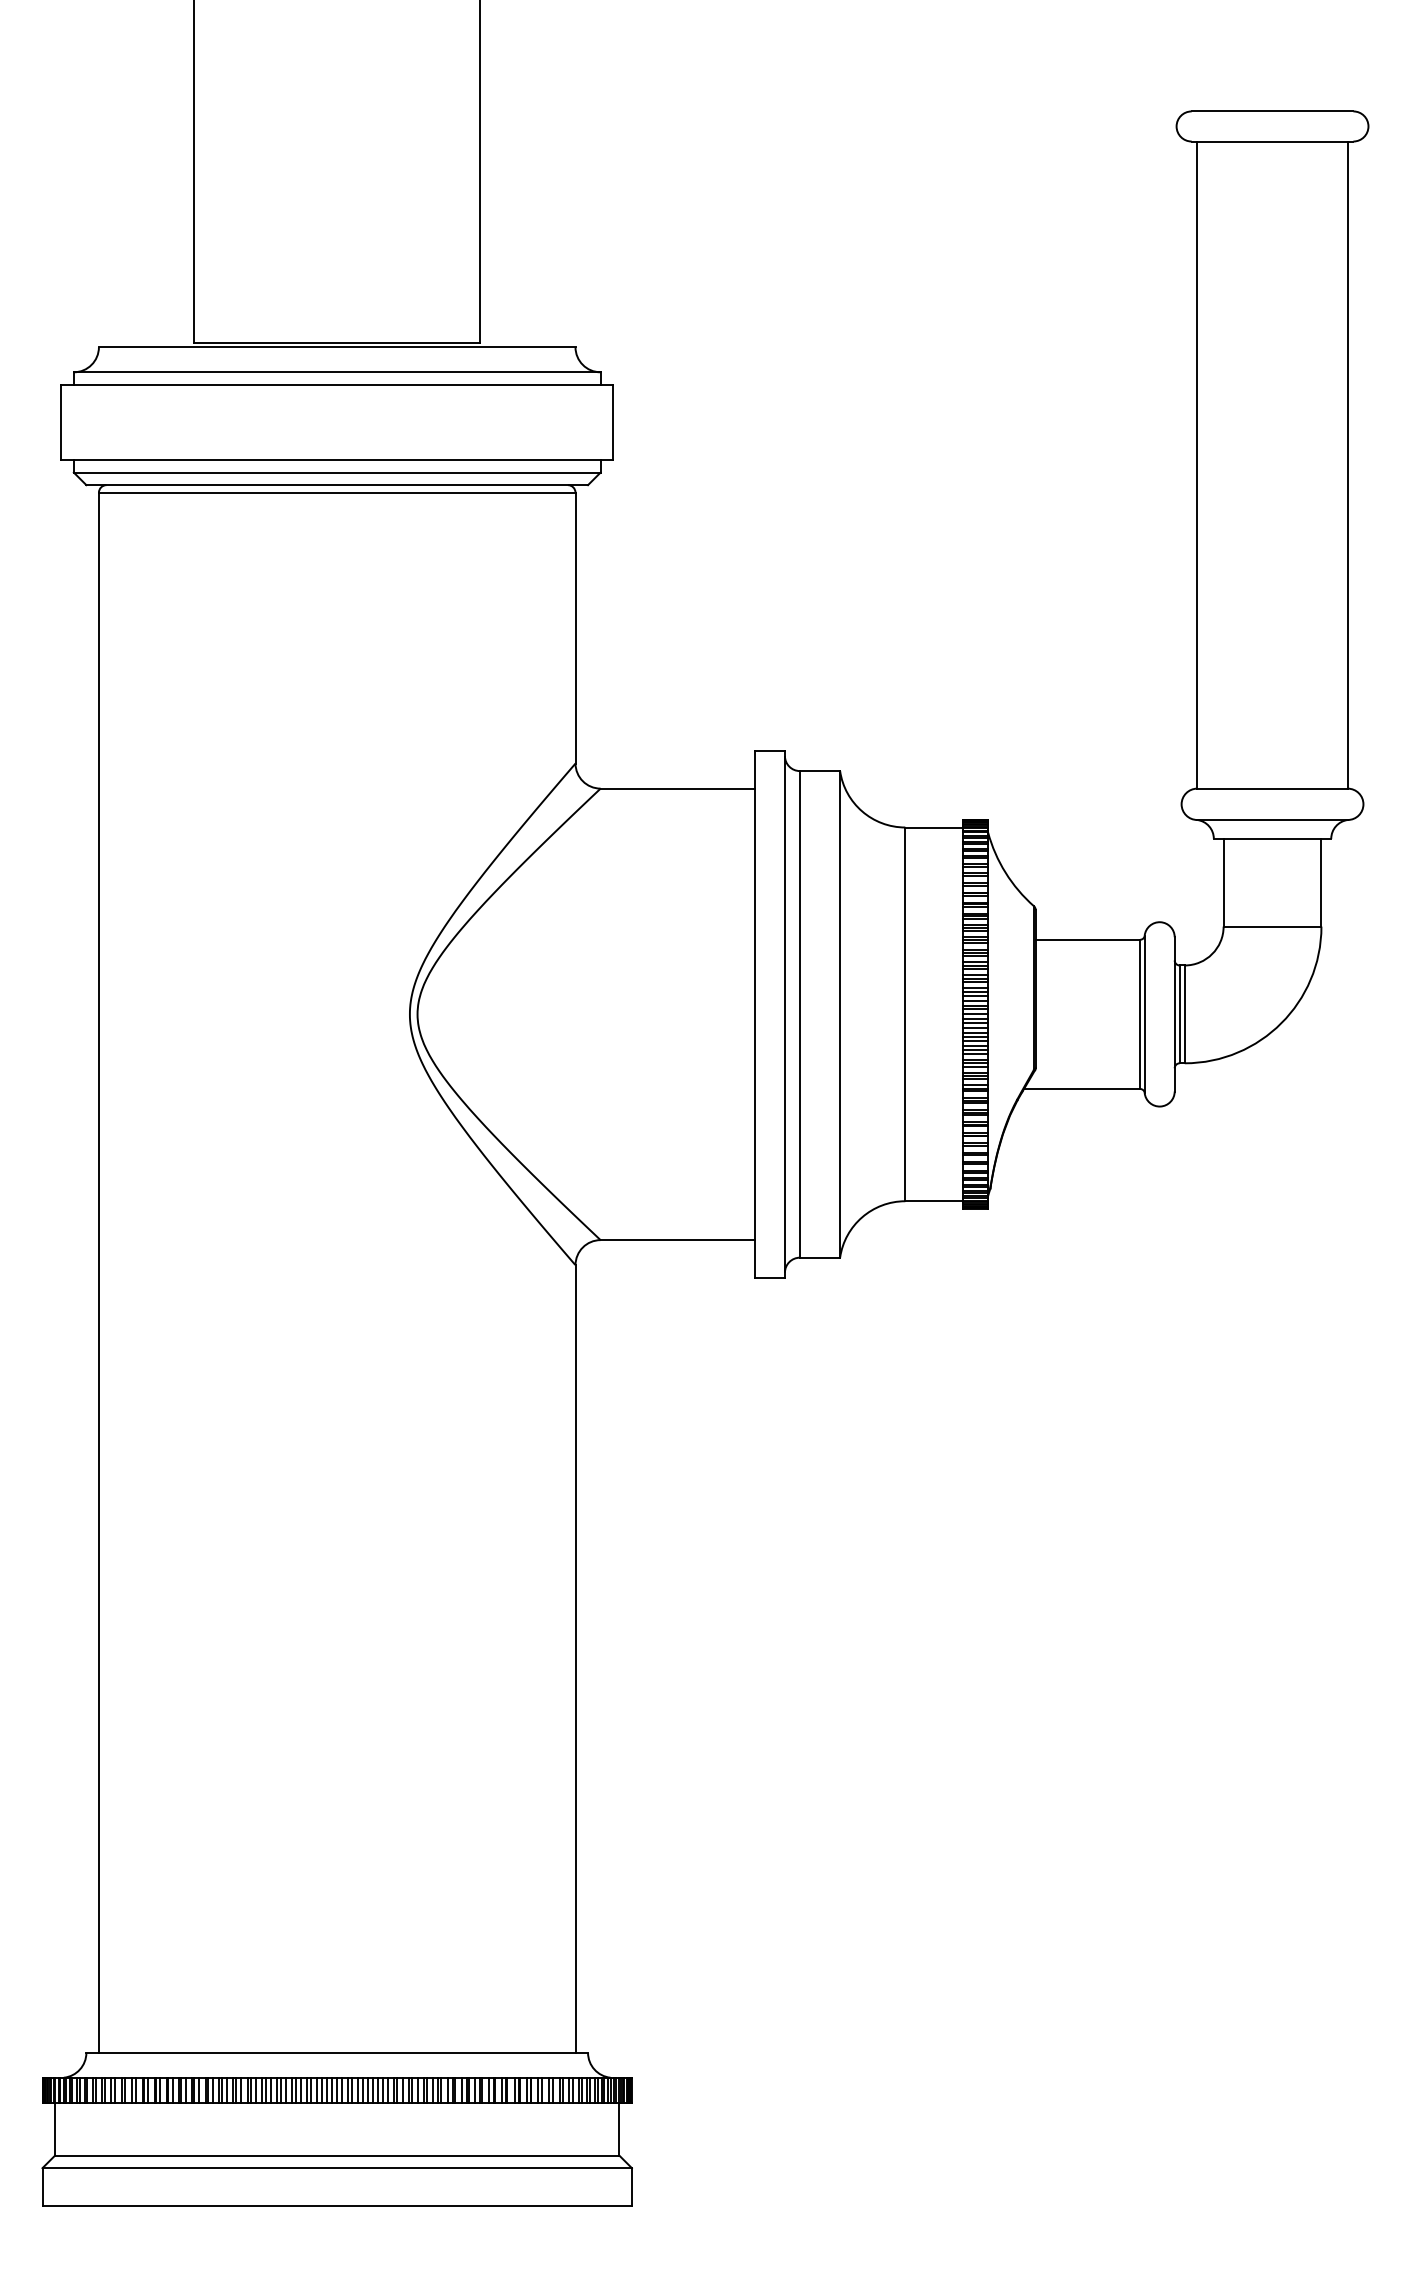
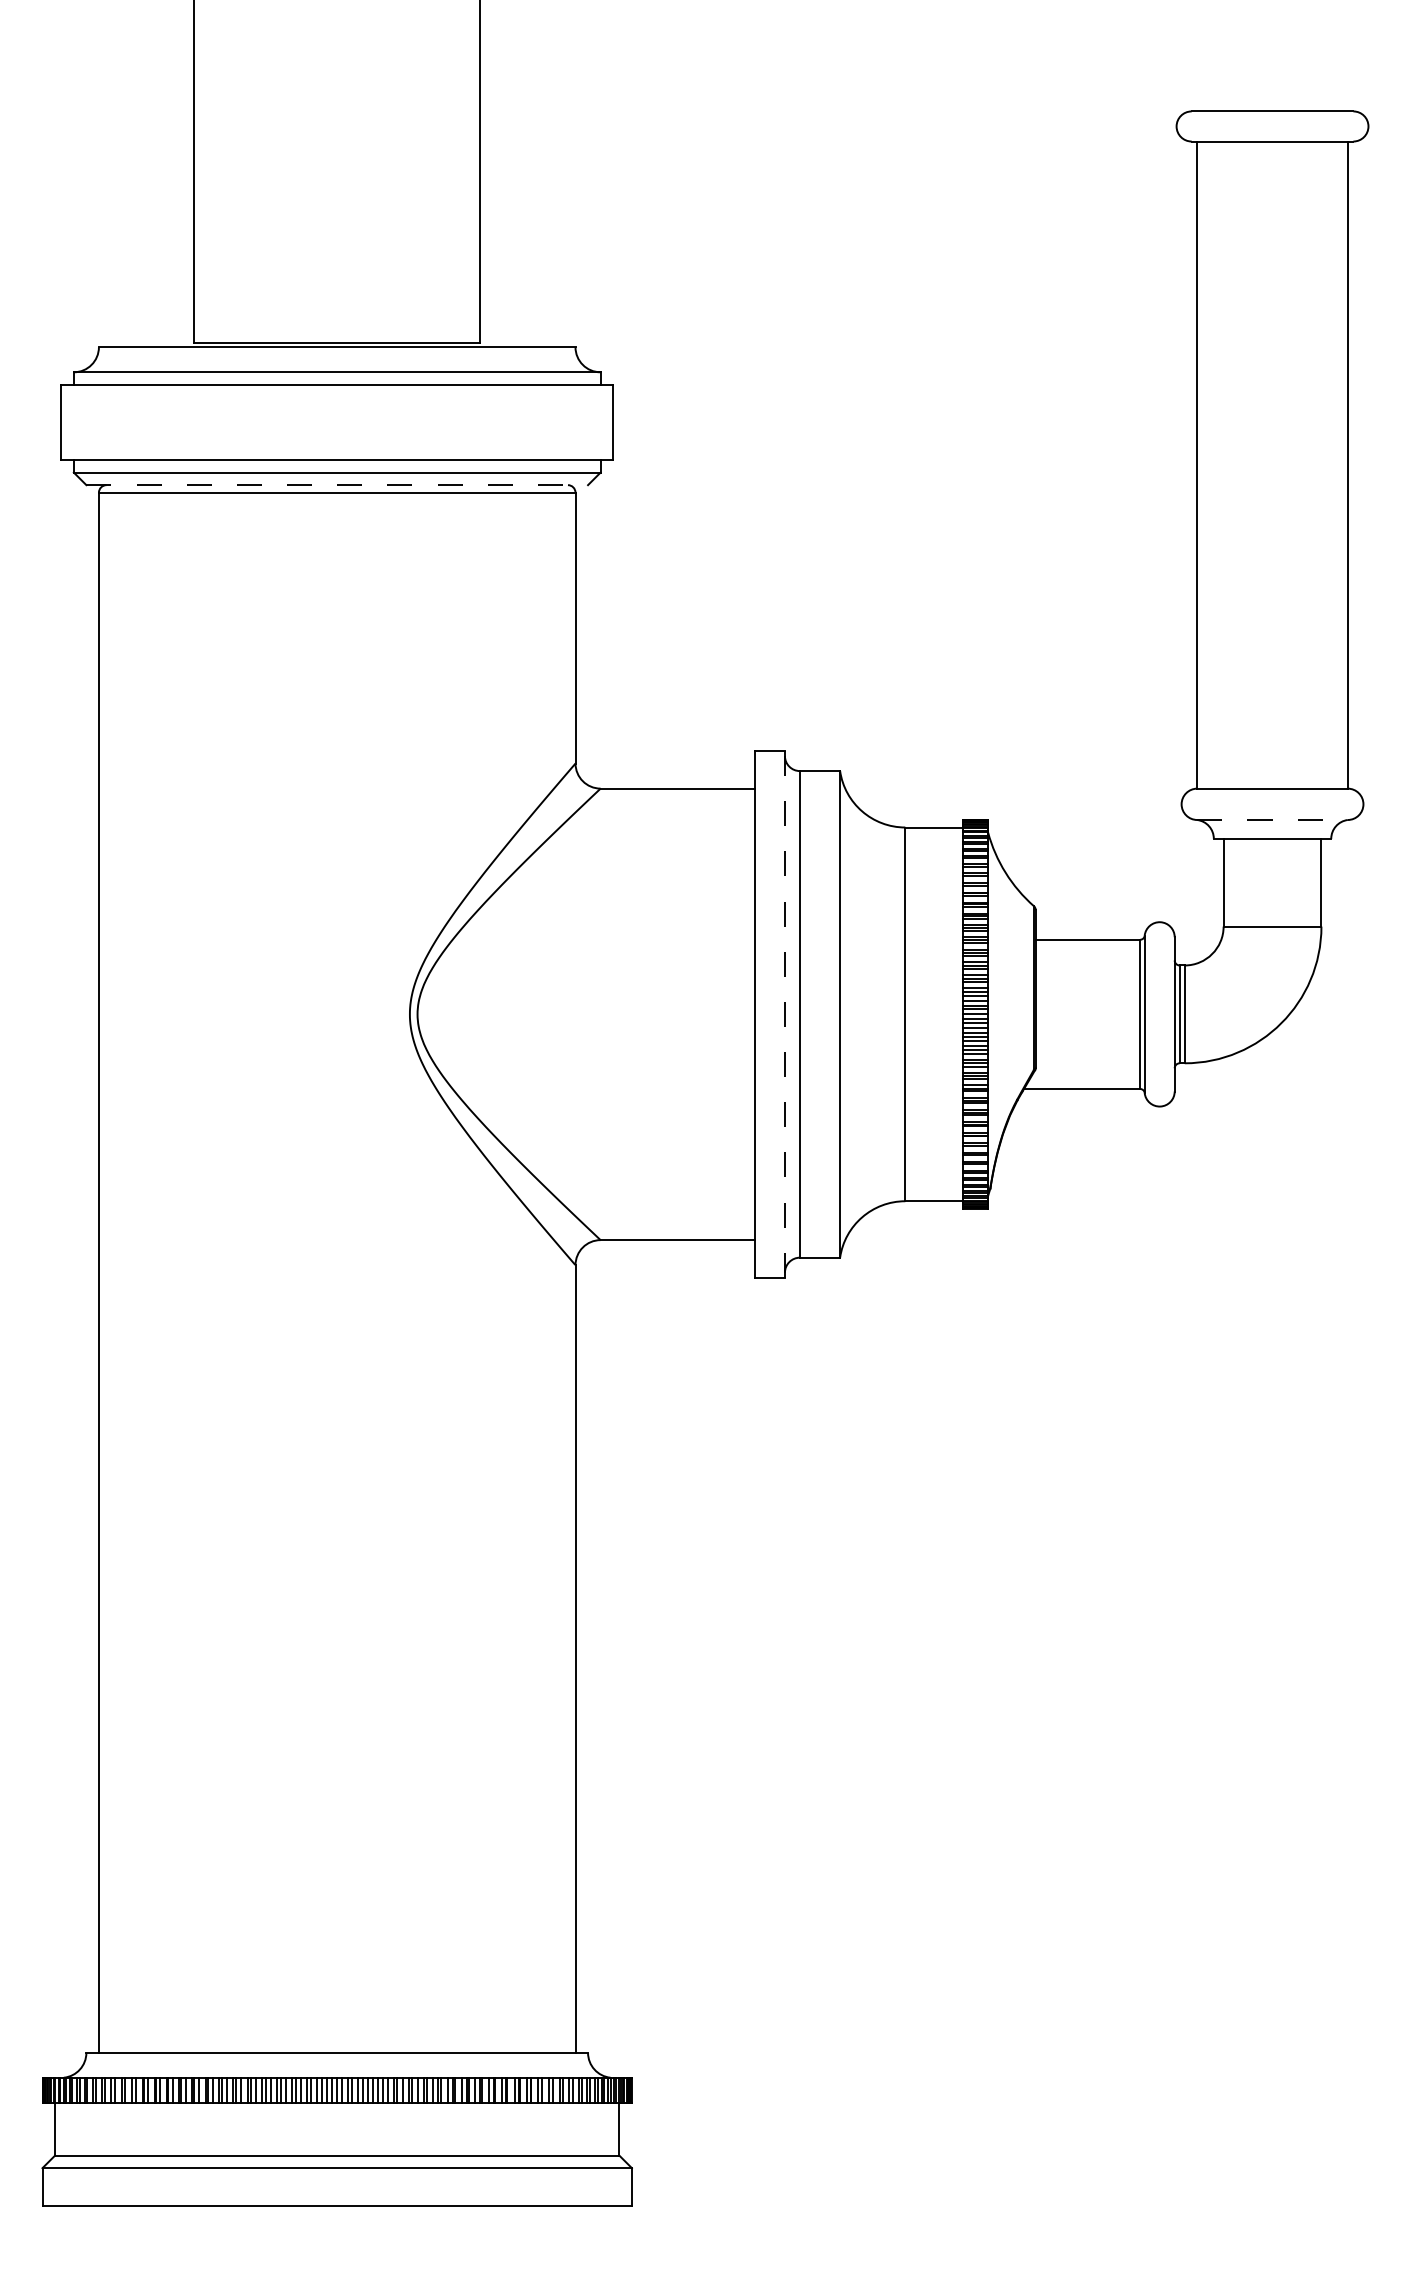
line: solid -> dashed (337, 485)
line: solid -> dashed (1273, 820)
line: solid -> dashed (784, 1013)
